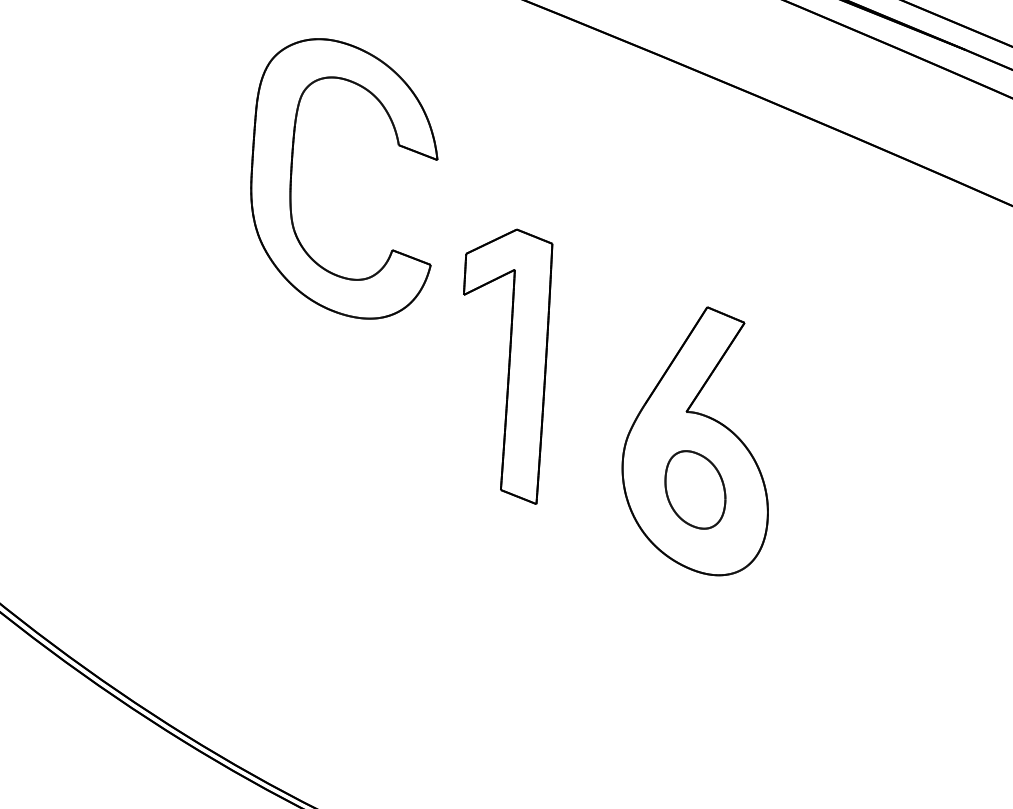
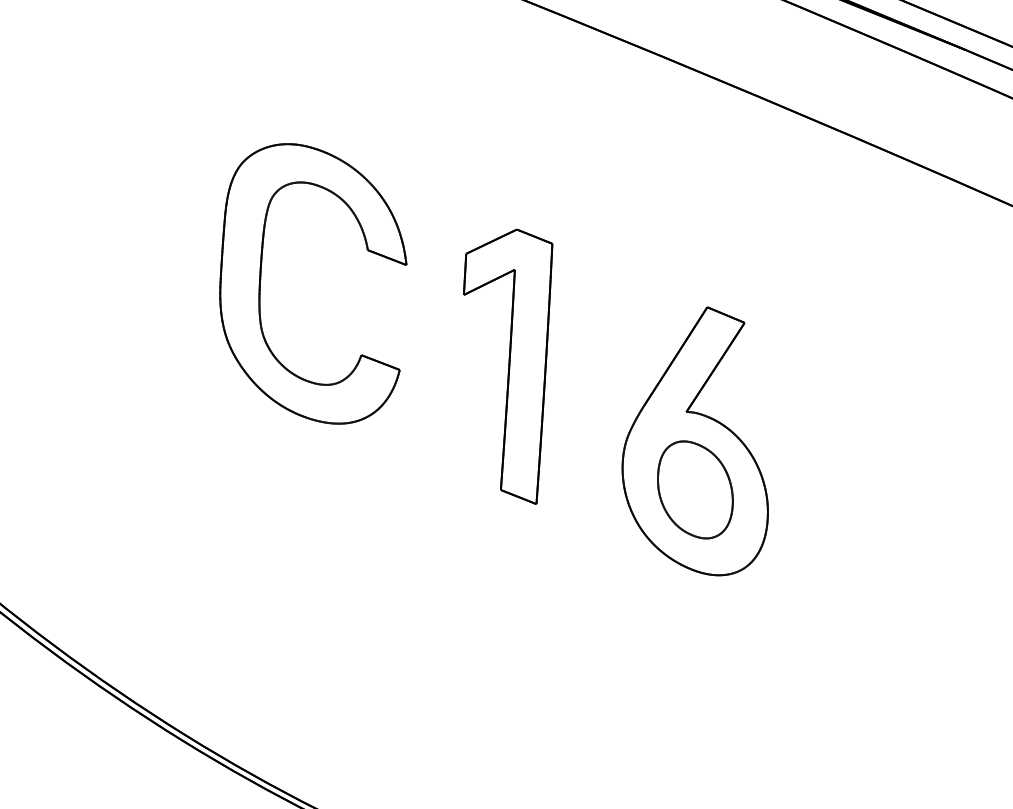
part position: (292, 174) -> (261, 279) (261, 279)
part size: 63x80 px -> 77x100 px (695, 489)
